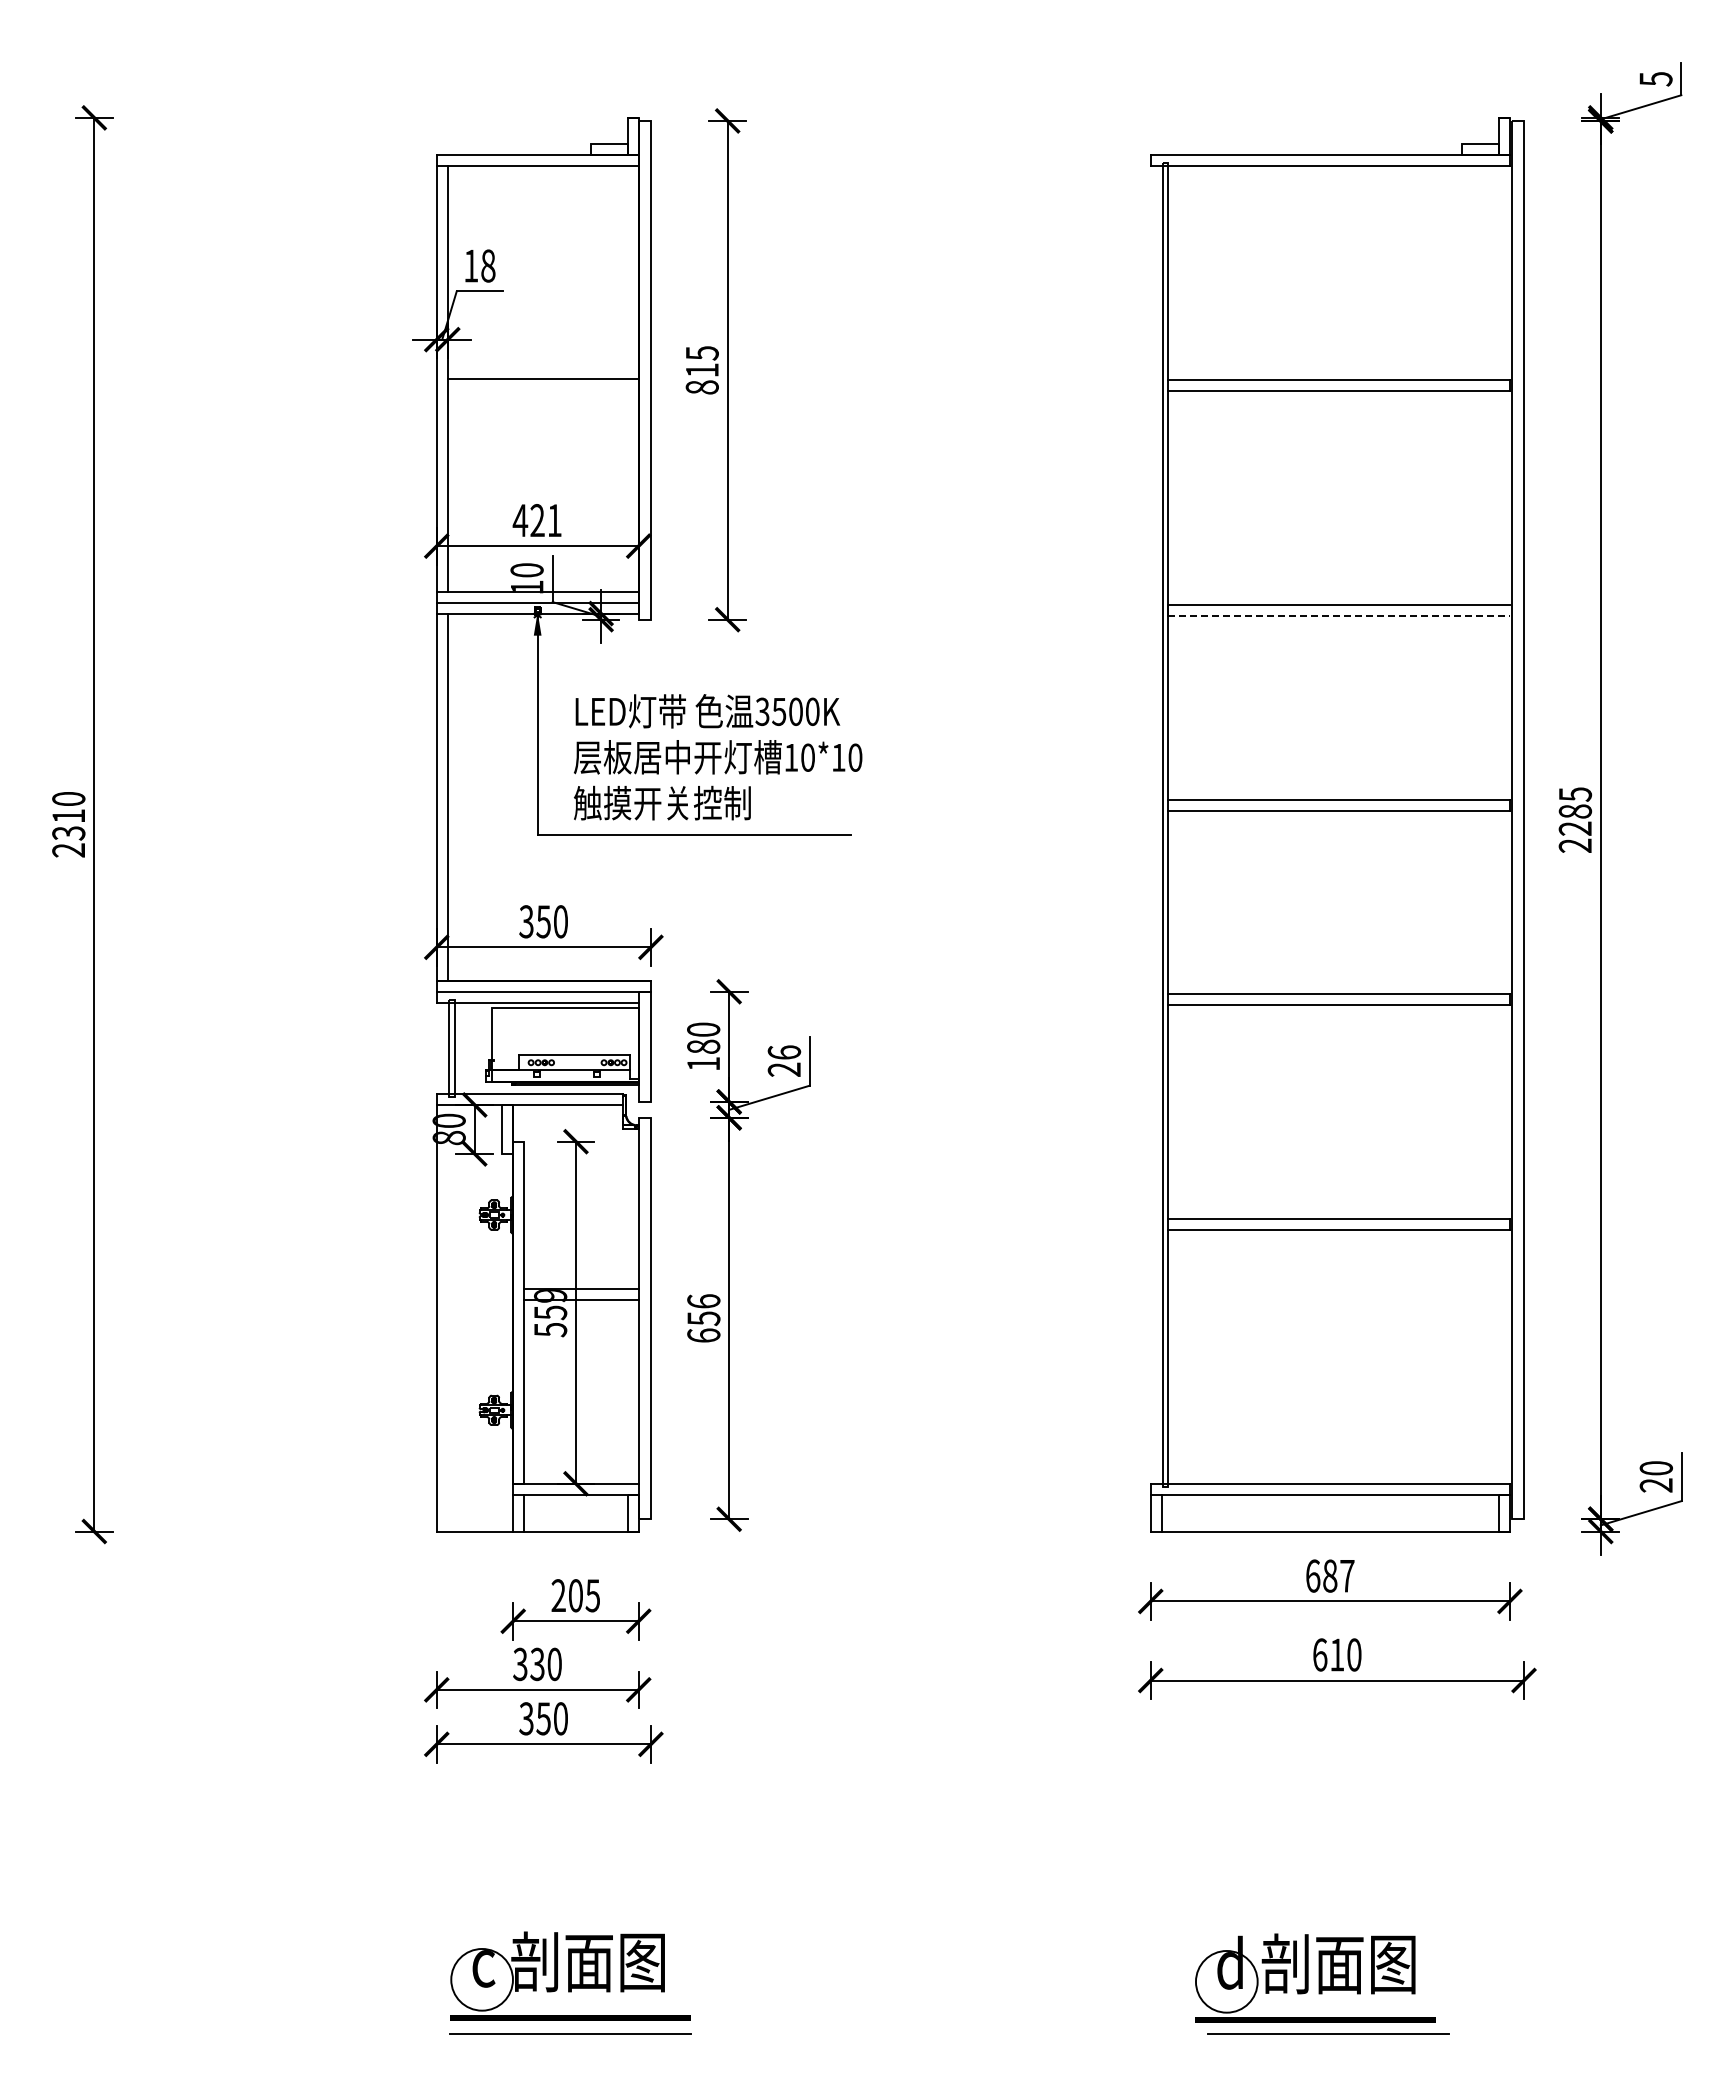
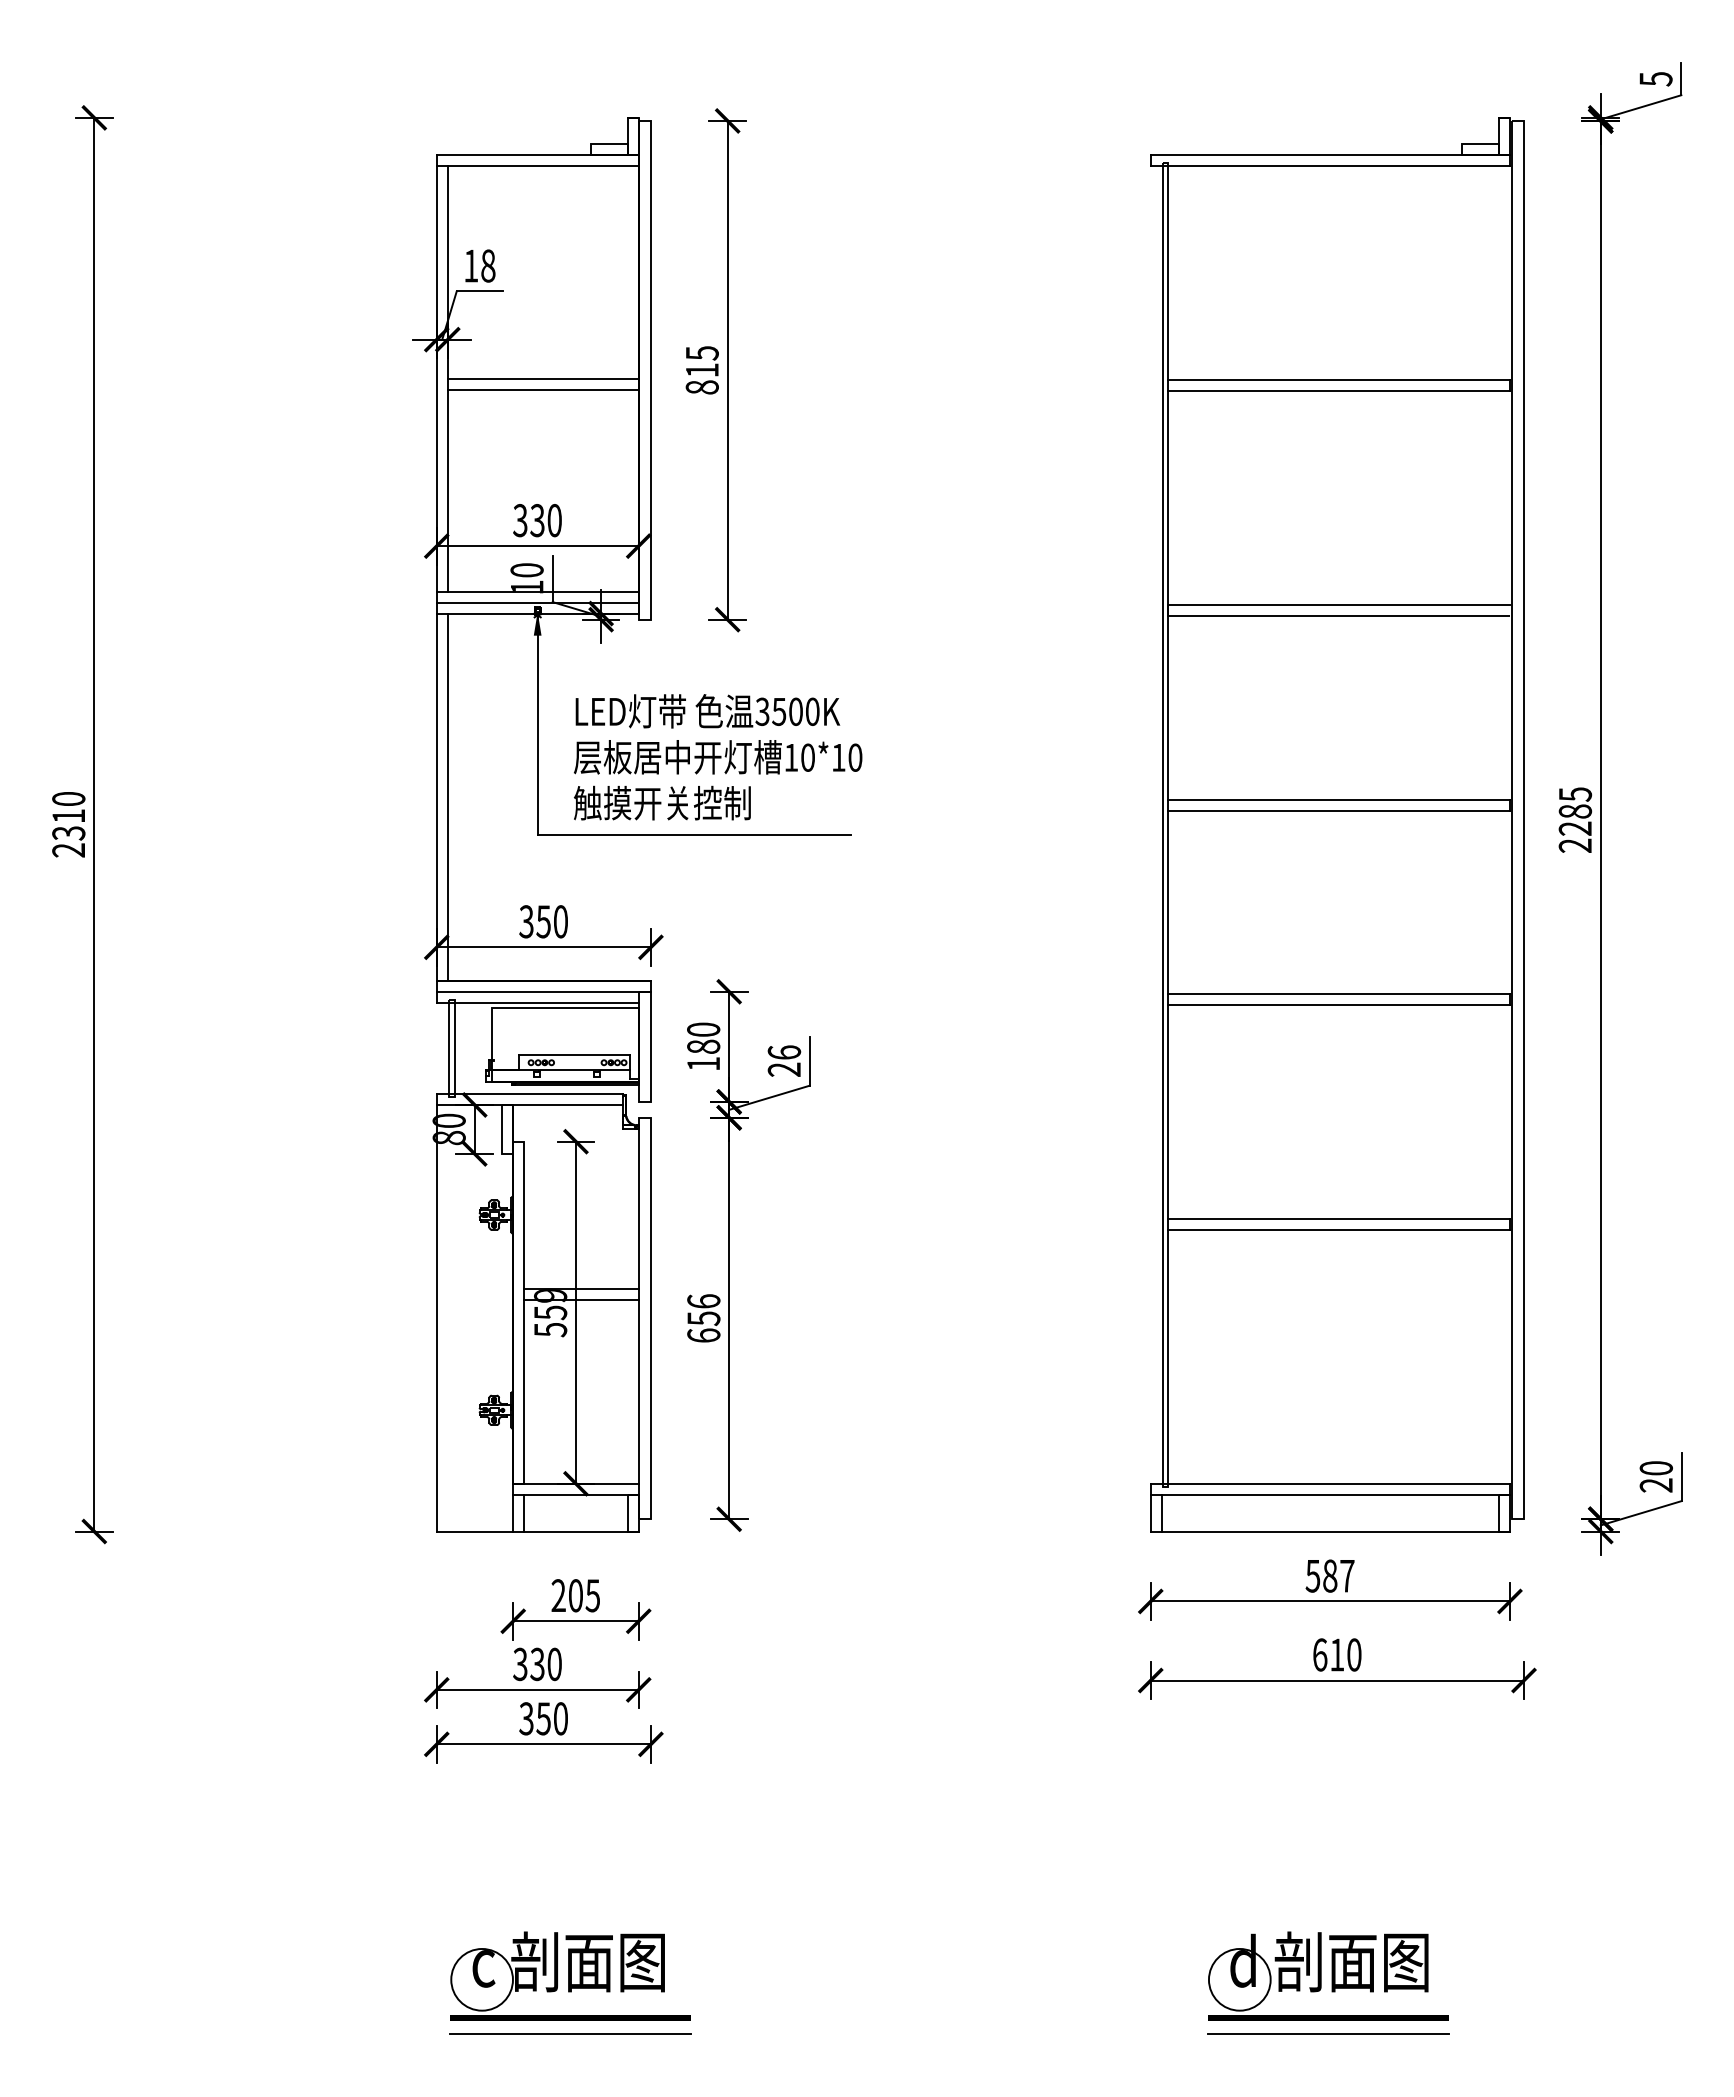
line: none -> present (542, 389)
text: 421 -> 330 (536, 520)
line: dashed -> solid (1339, 616)
text: 687 -> 587 (1312, 1575)
part position: (1315, 1977) -> (1328, 1975) (1328, 1975)
